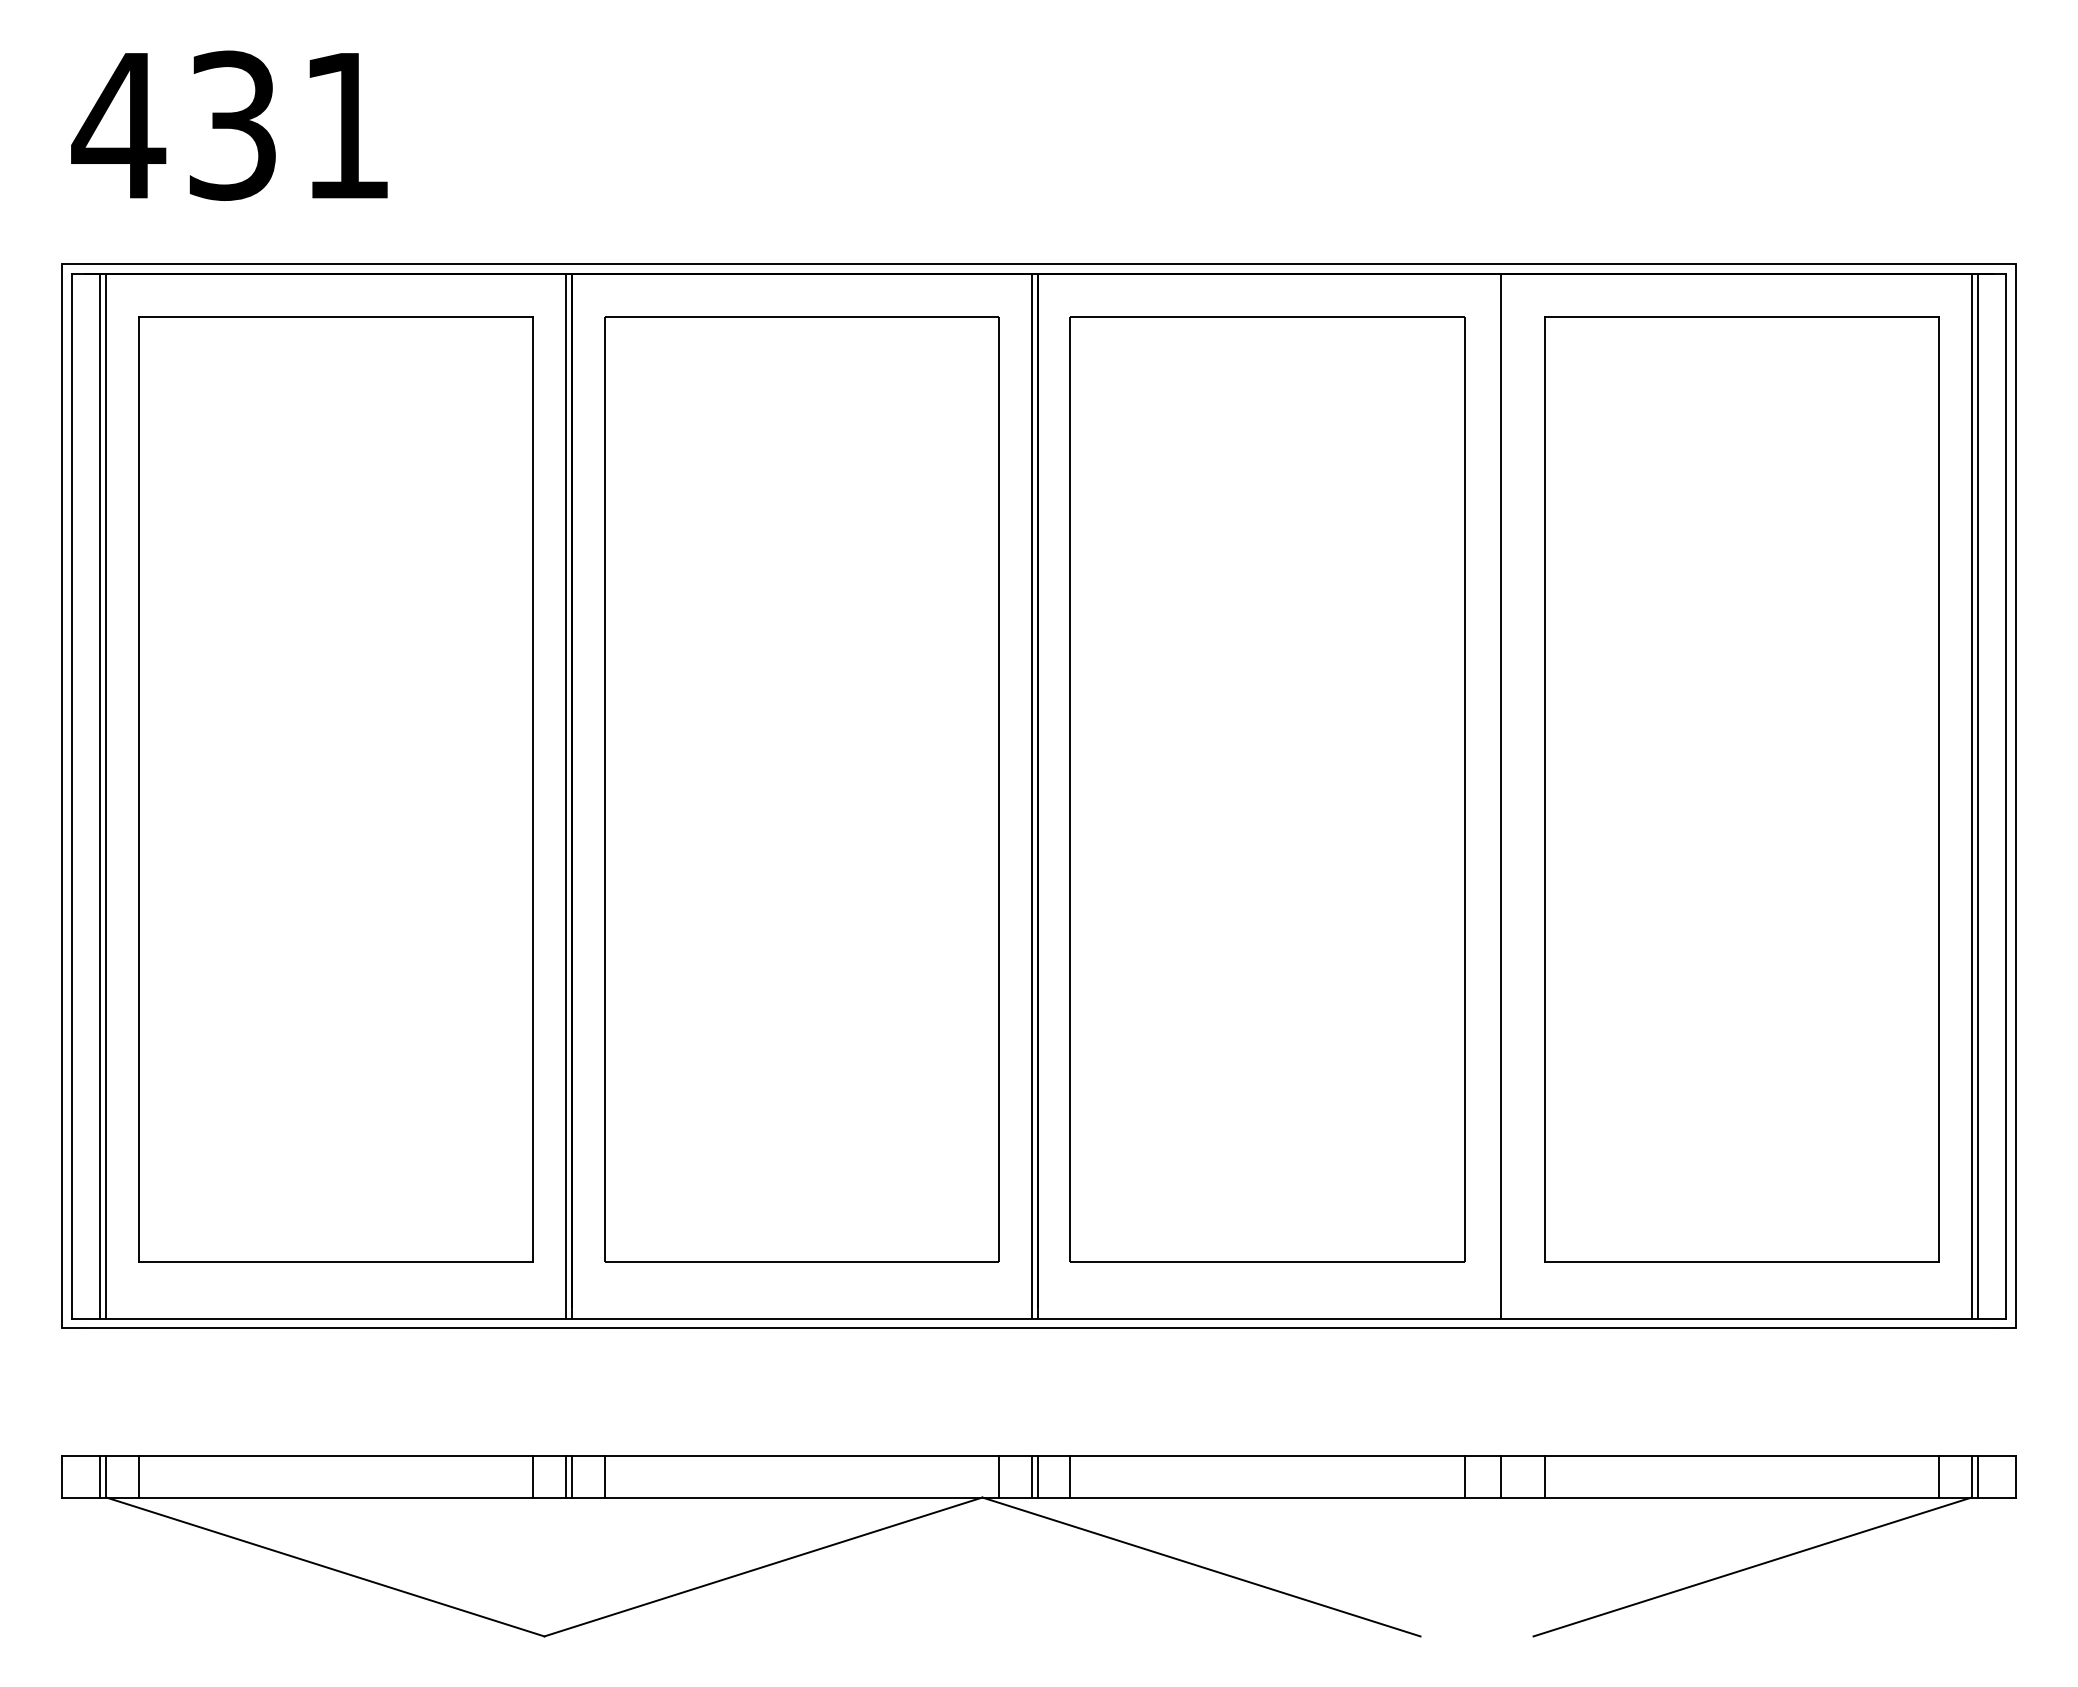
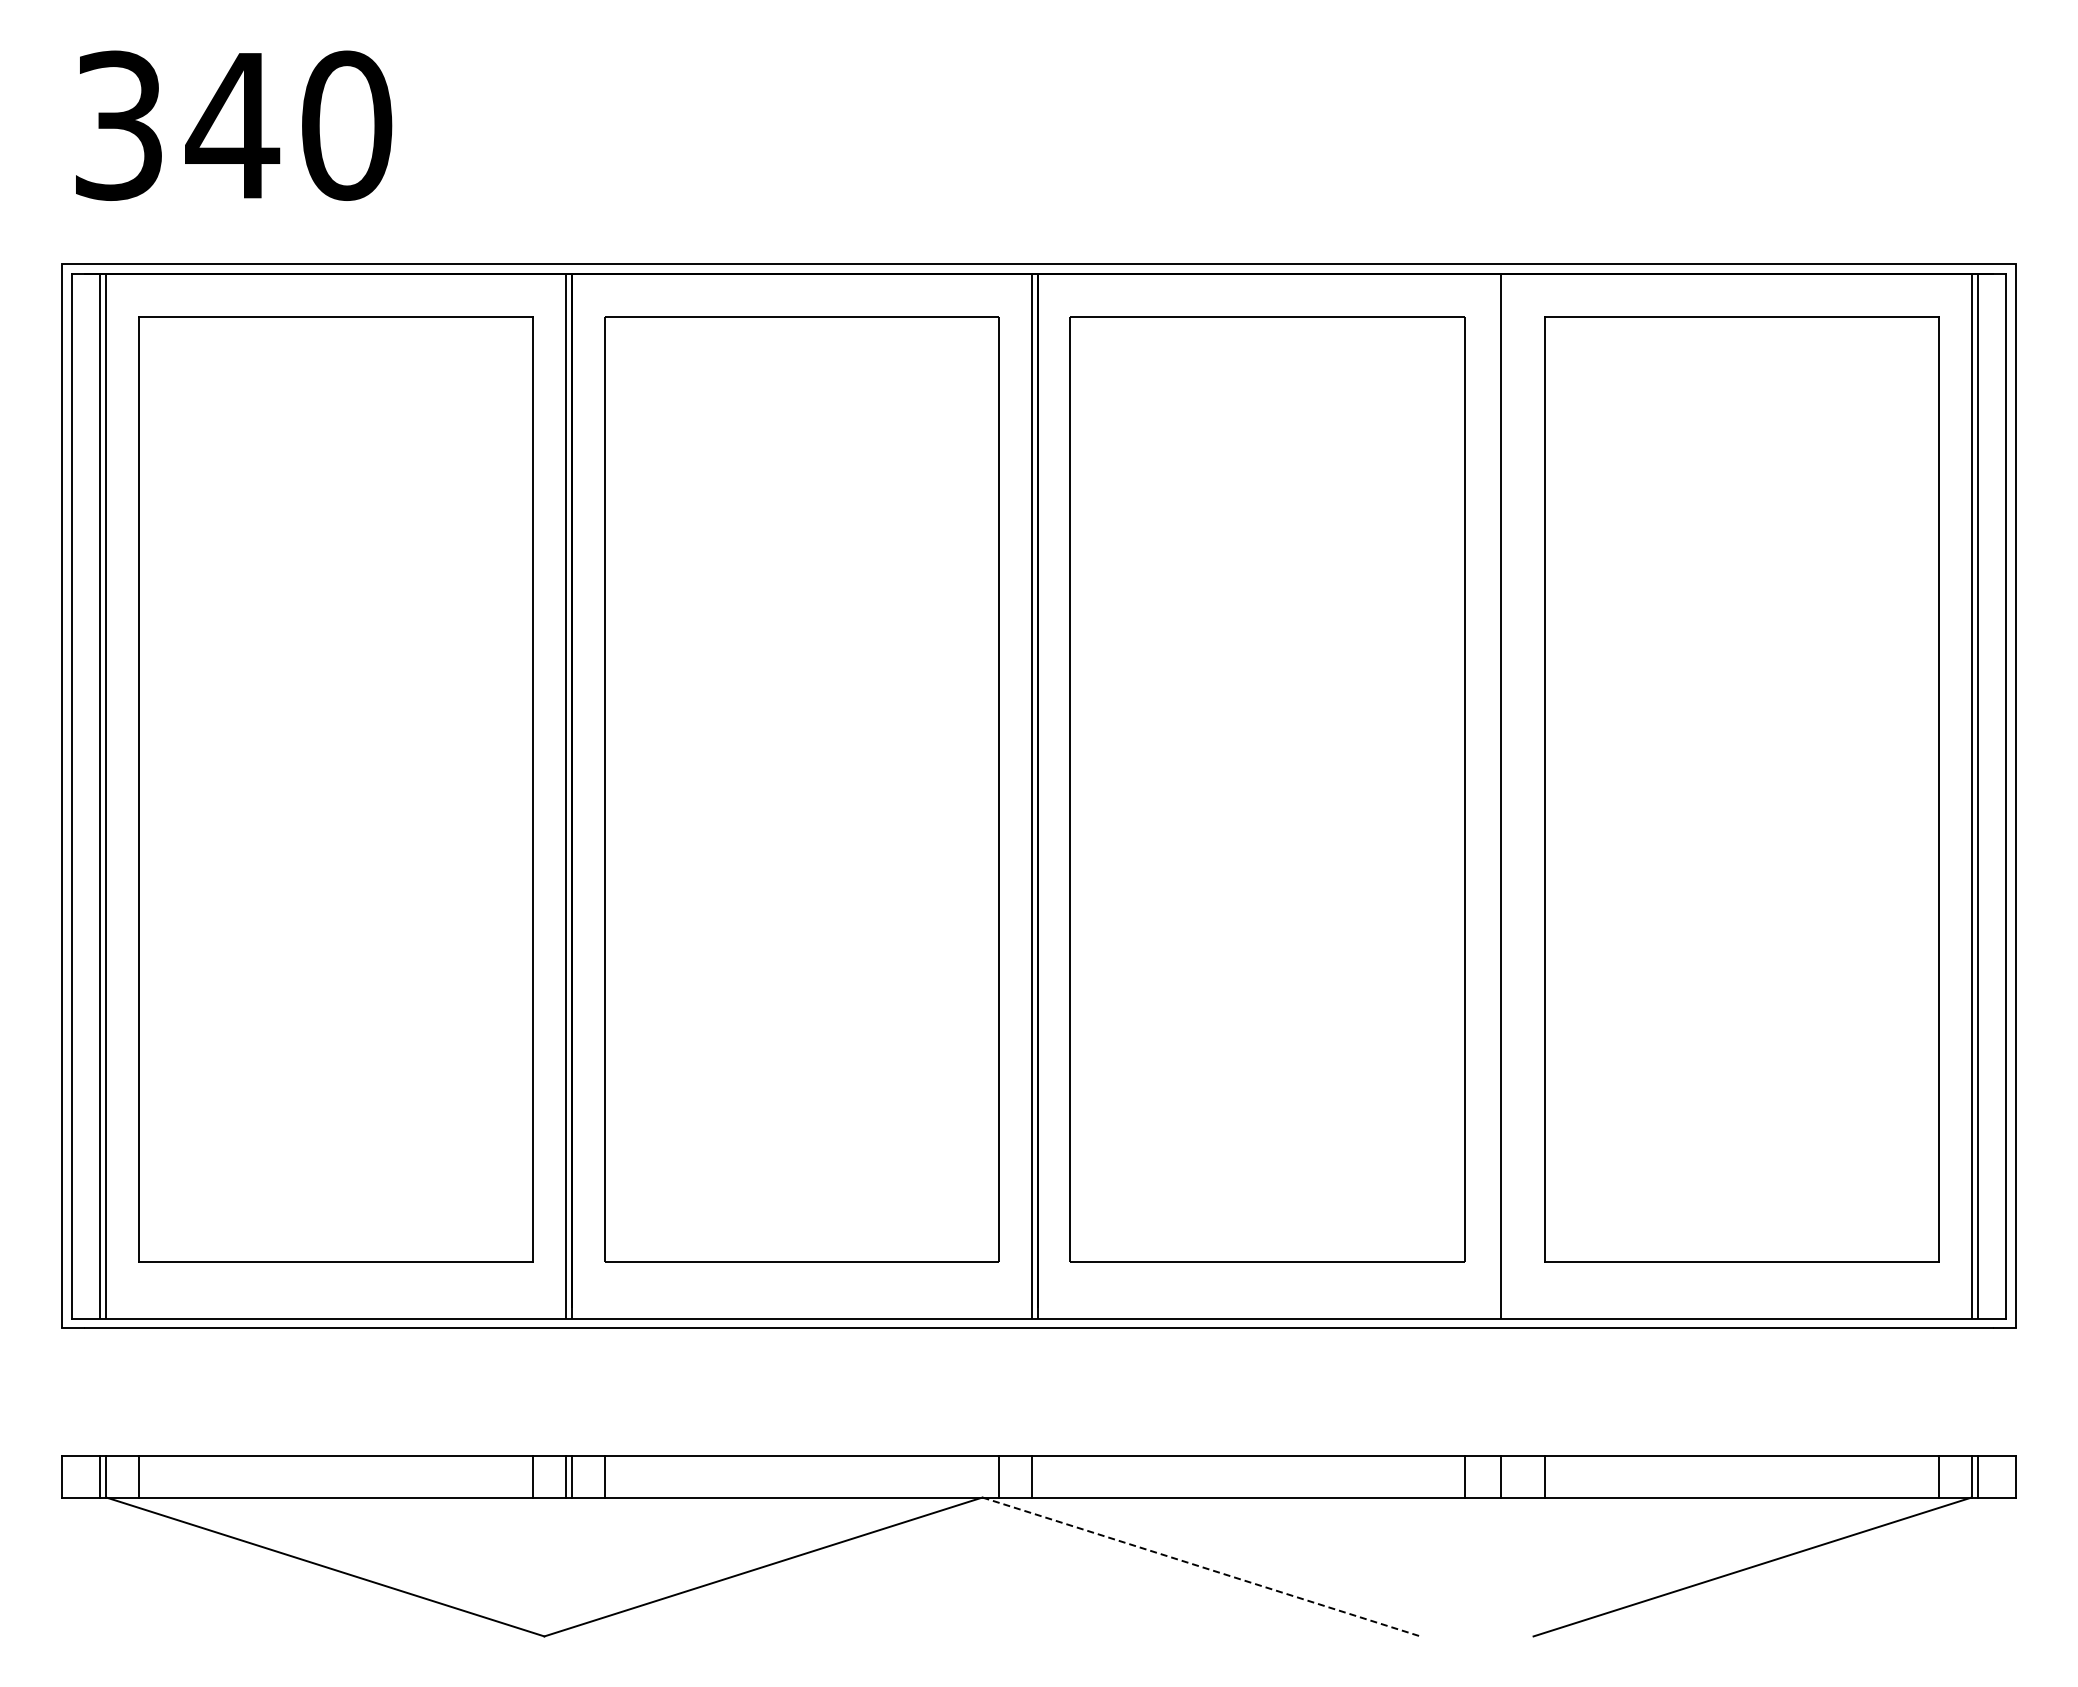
text: 431 -> 340 (231, 125)
line: present -> none (1038, 1476)
line: present -> none (1070, 1476)
line: solid -> dashed (1201, 1566)
